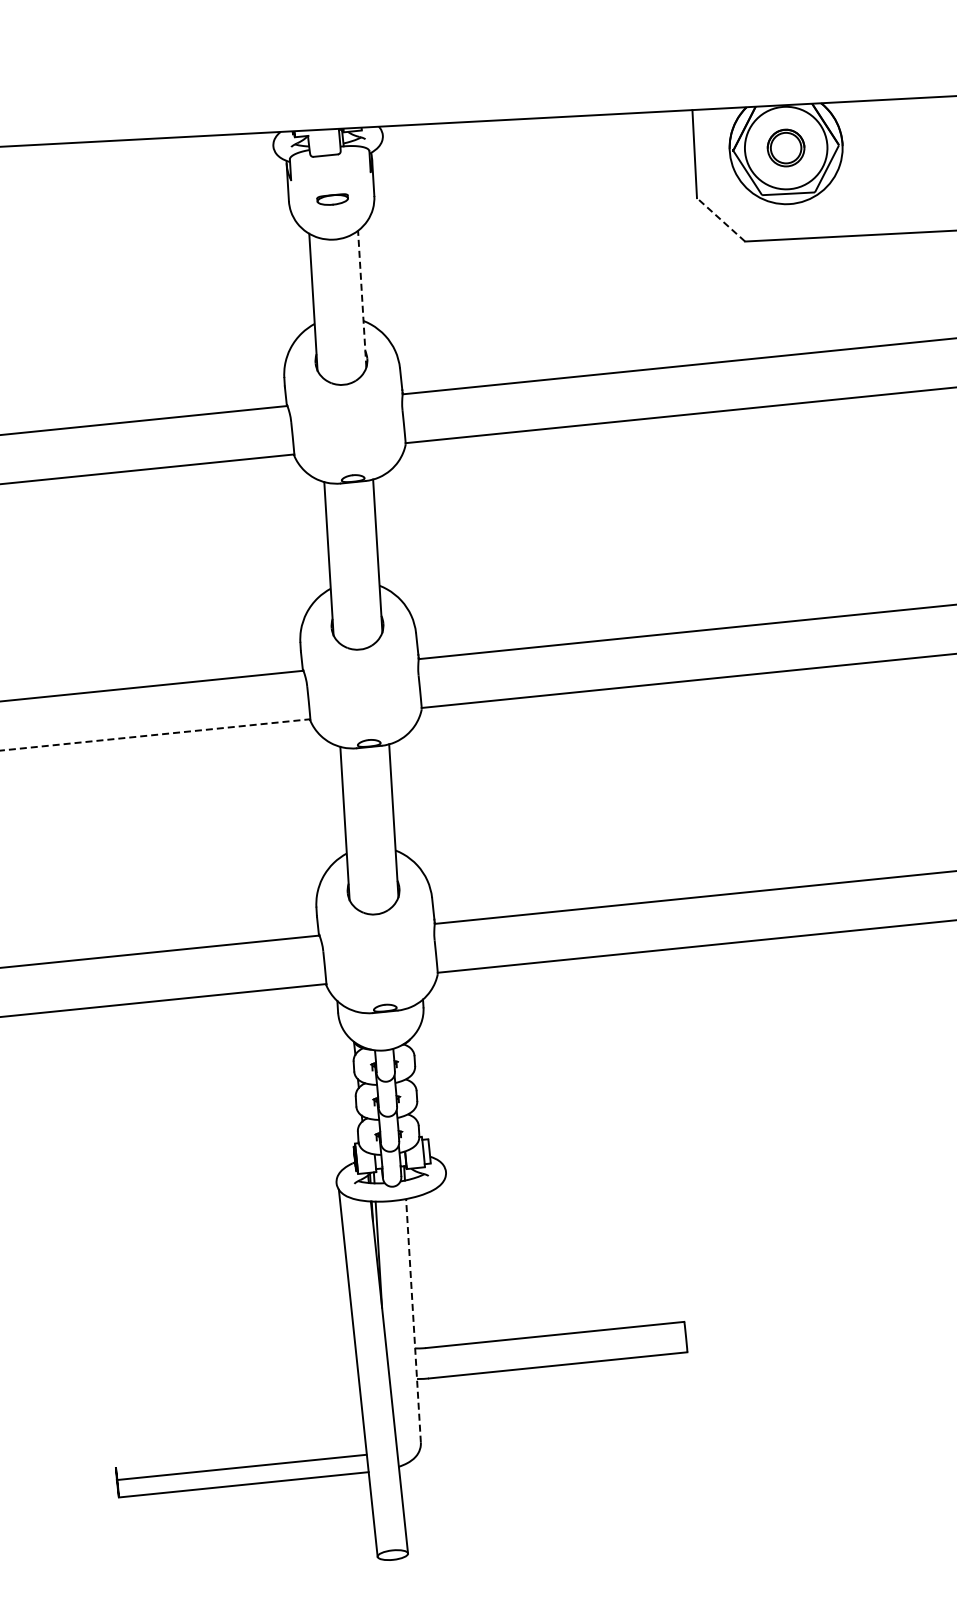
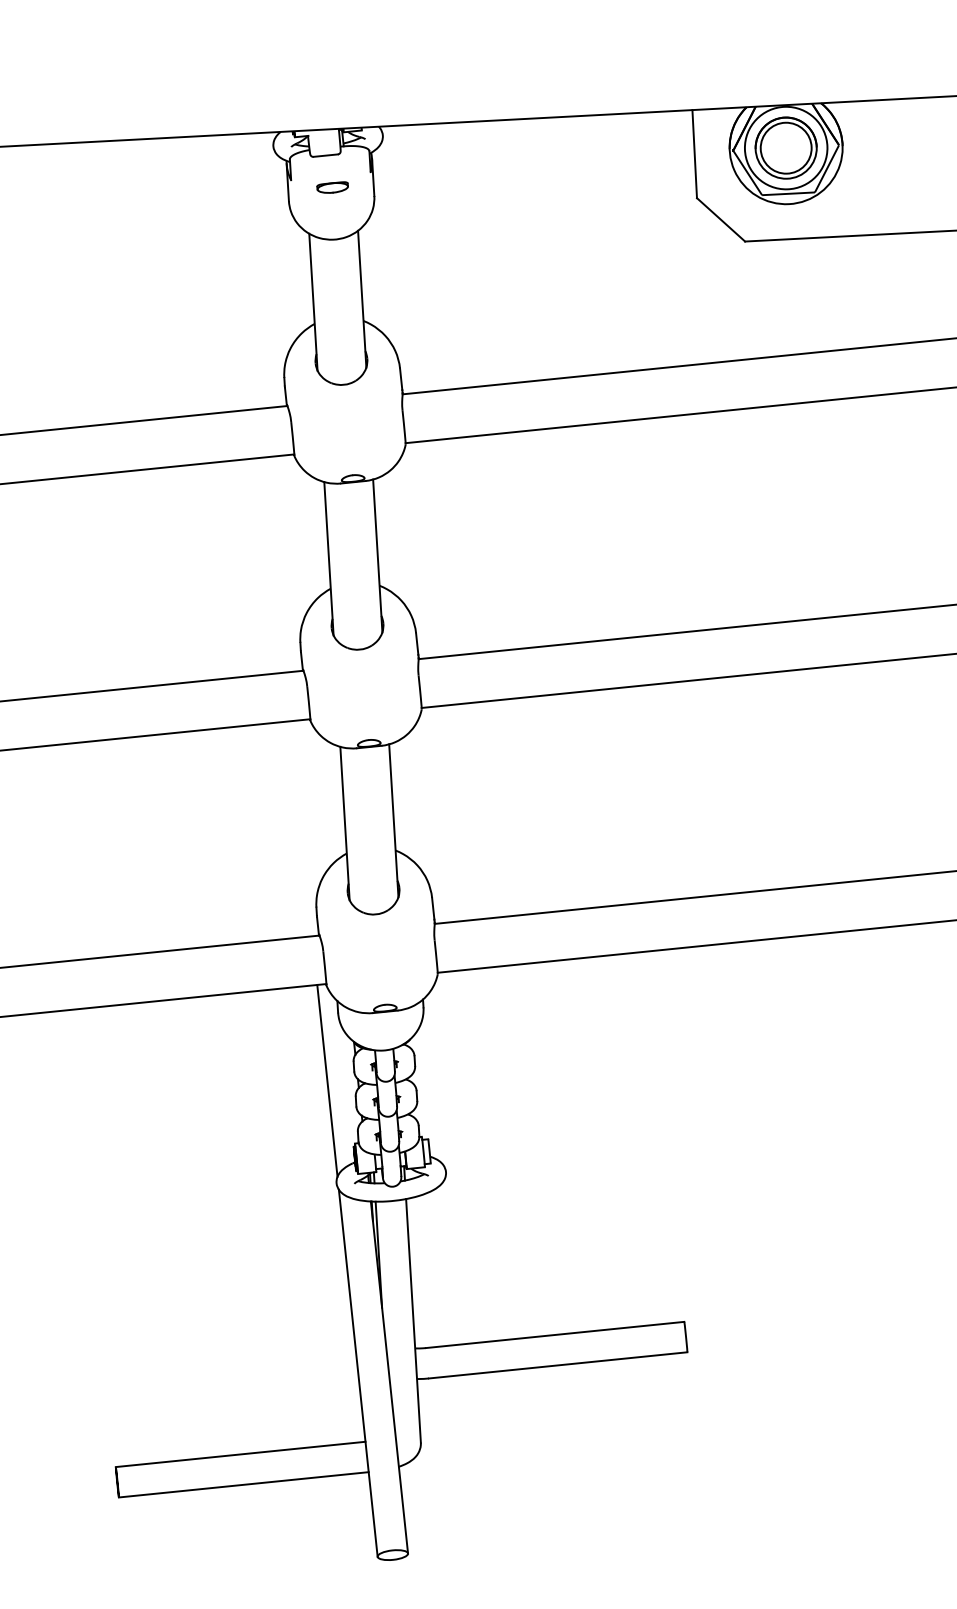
part size: 40x40 px -> 64x64 px (785, 147)
part position: (332, 199) -> (332, 187) (332, 187)
line: dashed -> solid (720, 219)
line: dashed -> solid (362, 299)
line: dashed -> solid (155, 734)
line: none -> present (327, 1080)
line: dashed -> solid (413, 1320)
line position: (241, 1467) -> (240, 1454) (240, 1454)
